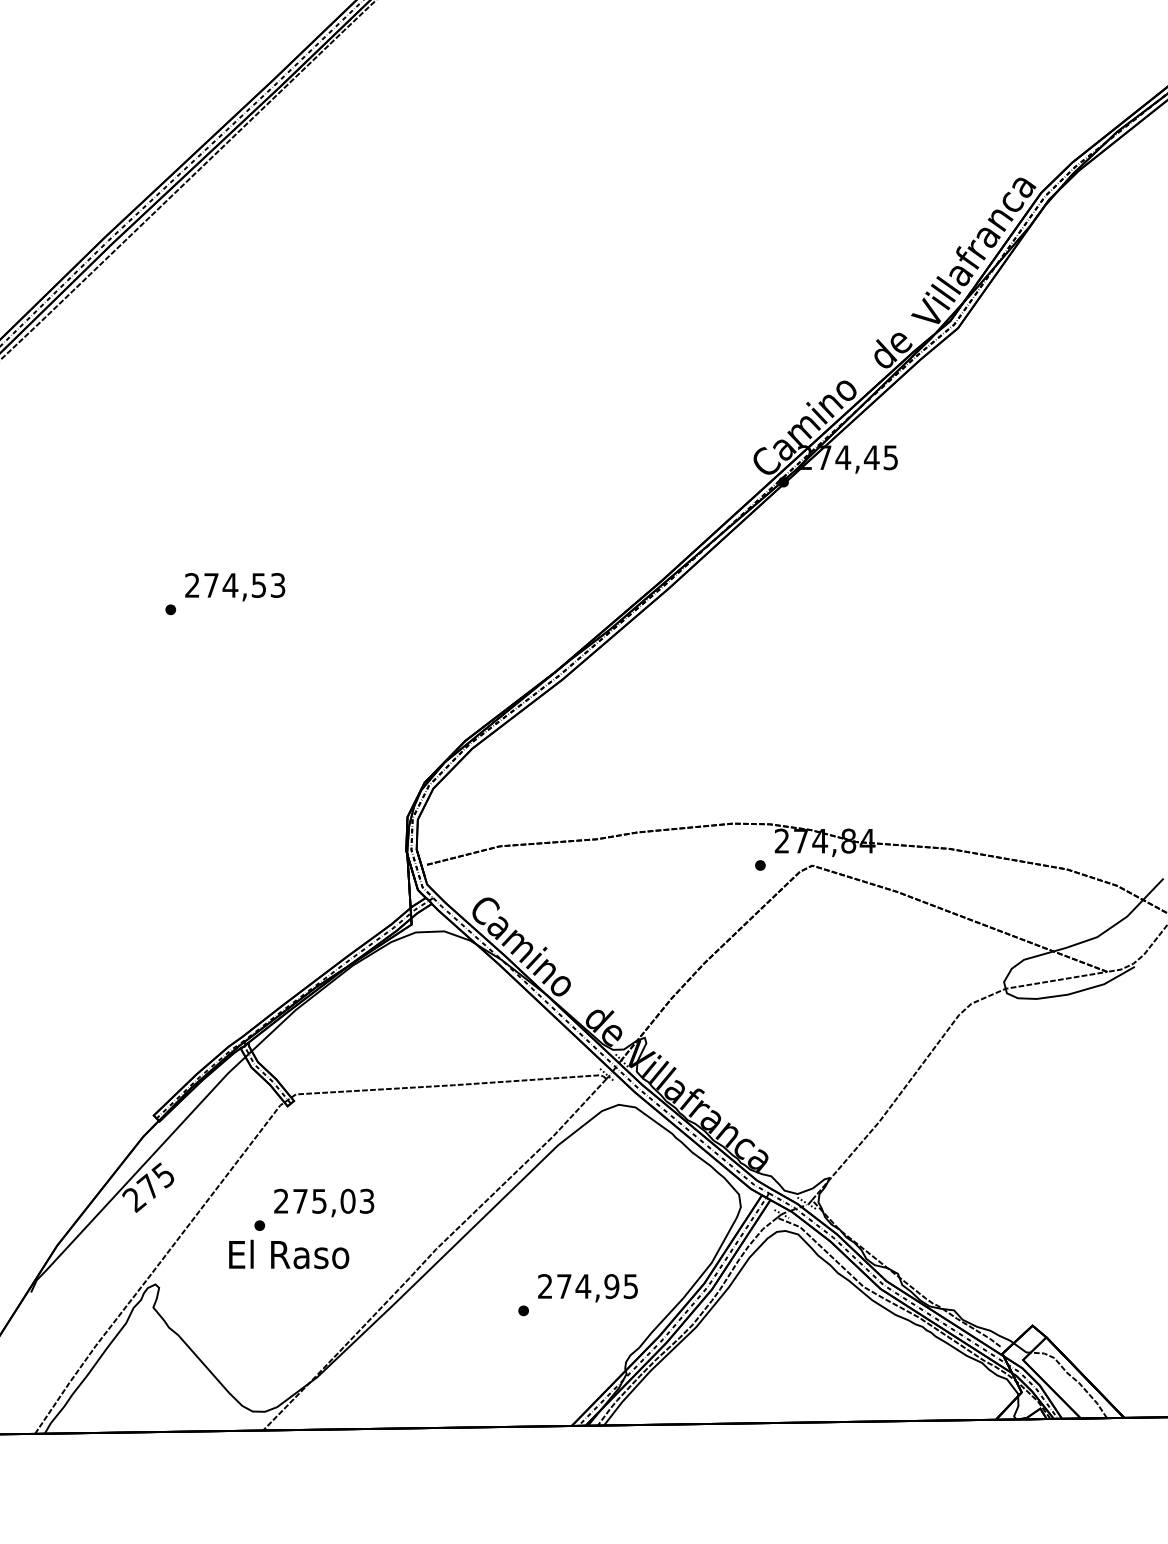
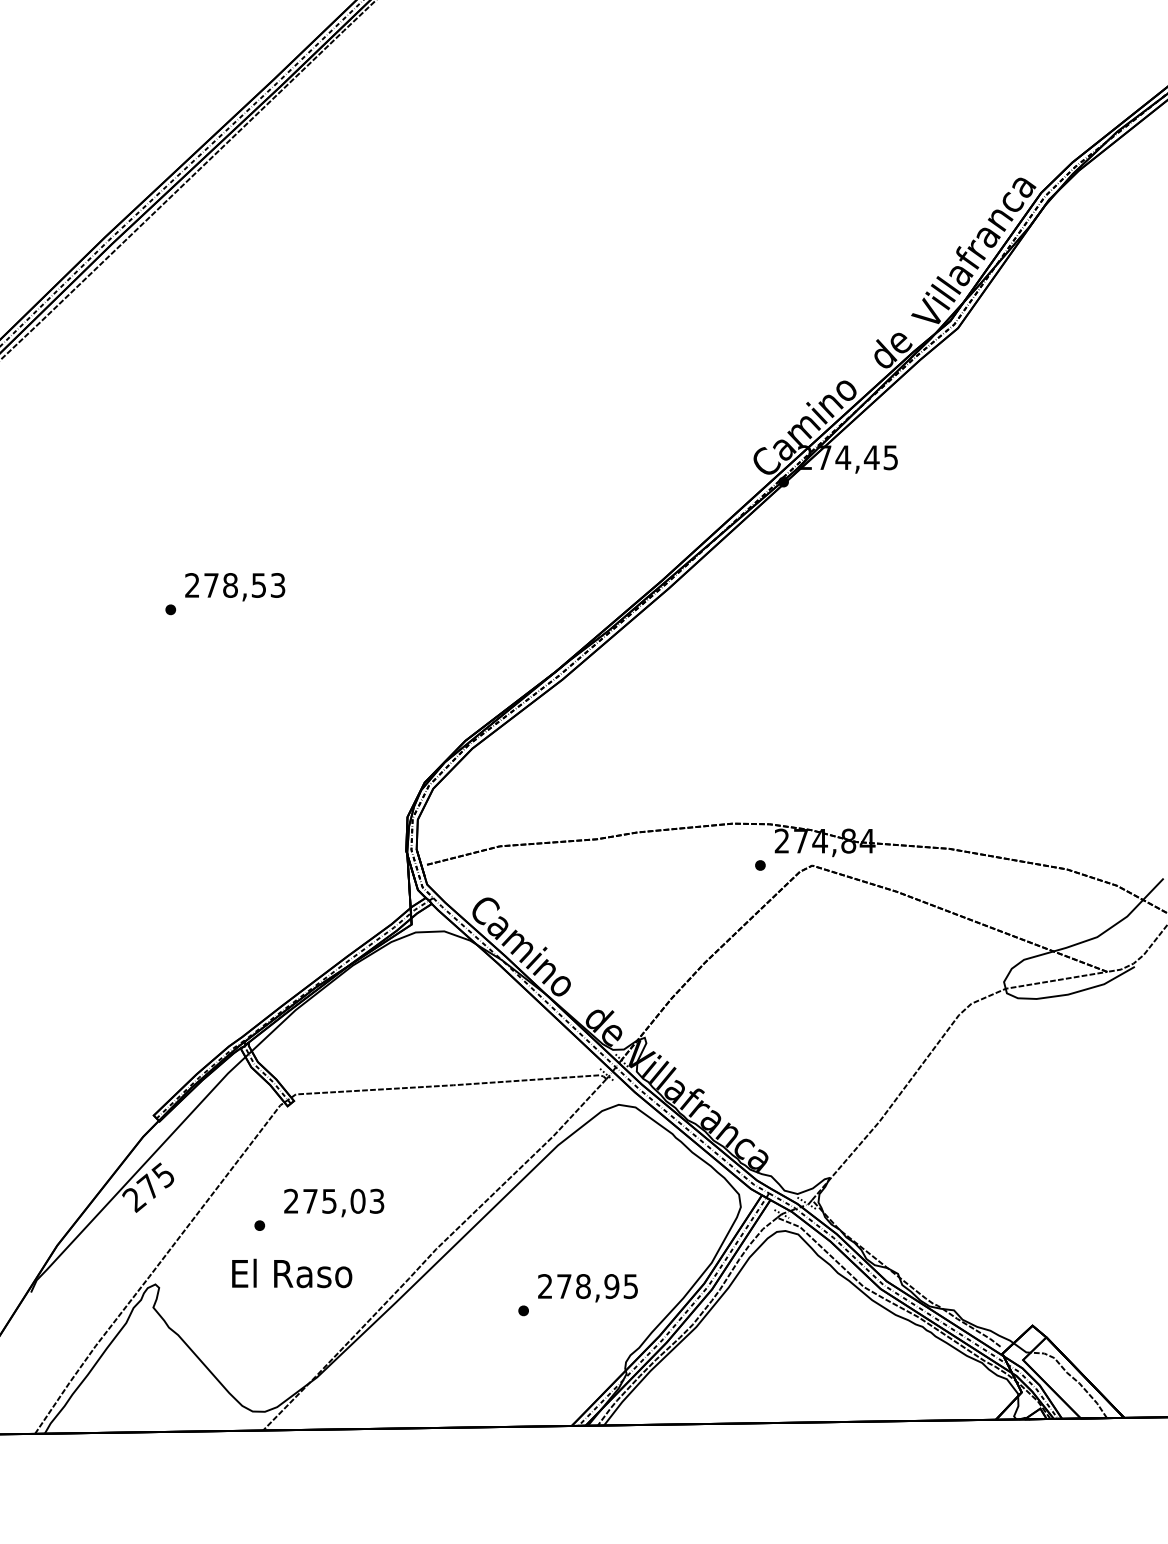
text: 274,53 -> 278,53 (230, 585)
text position: (324, 1202) -> (334, 1202) (334, 1202)
text position: (289, 1254) -> (292, 1273) (292, 1273)
text: 274,95 -> 278,95 (583, 1286)
